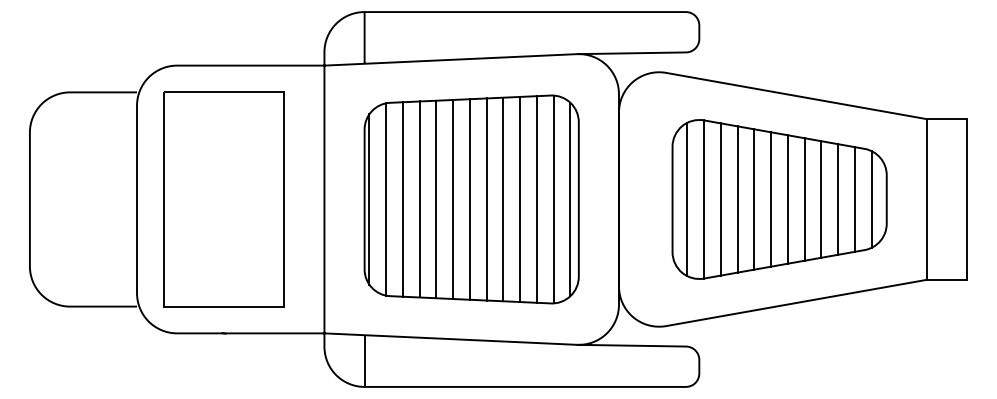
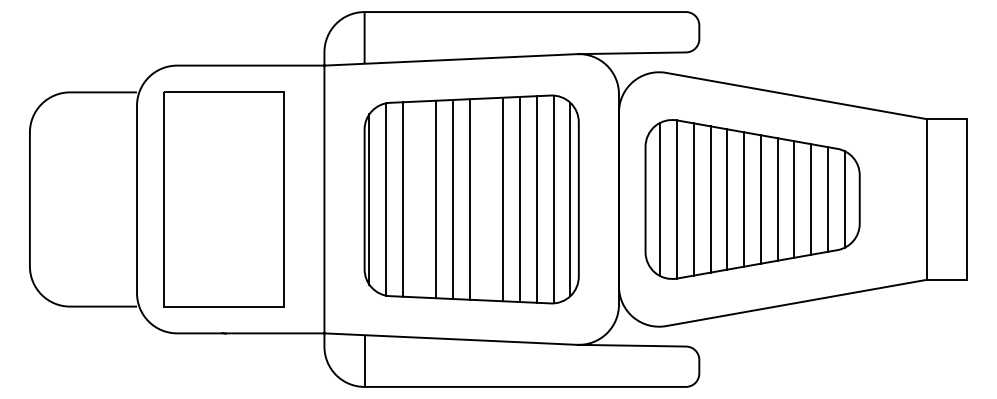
line: present -> none (419, 199)
line: present -> none (486, 199)
part position: (779, 199) -> (752, 199) (752, 199)
